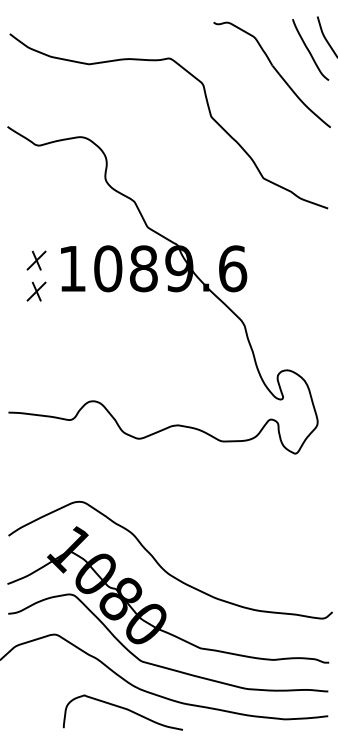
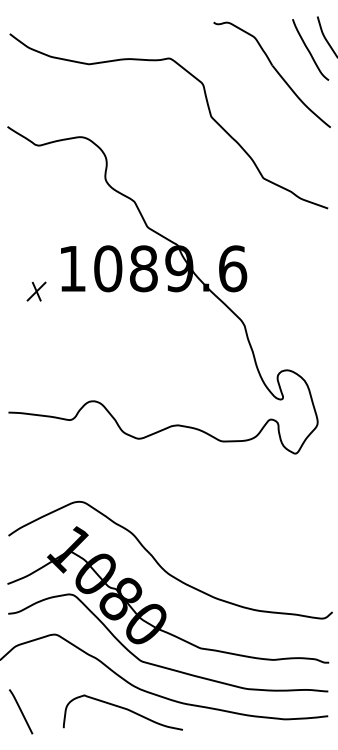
part: present -> none (36, 260)
line: none -> present (21, 711)
